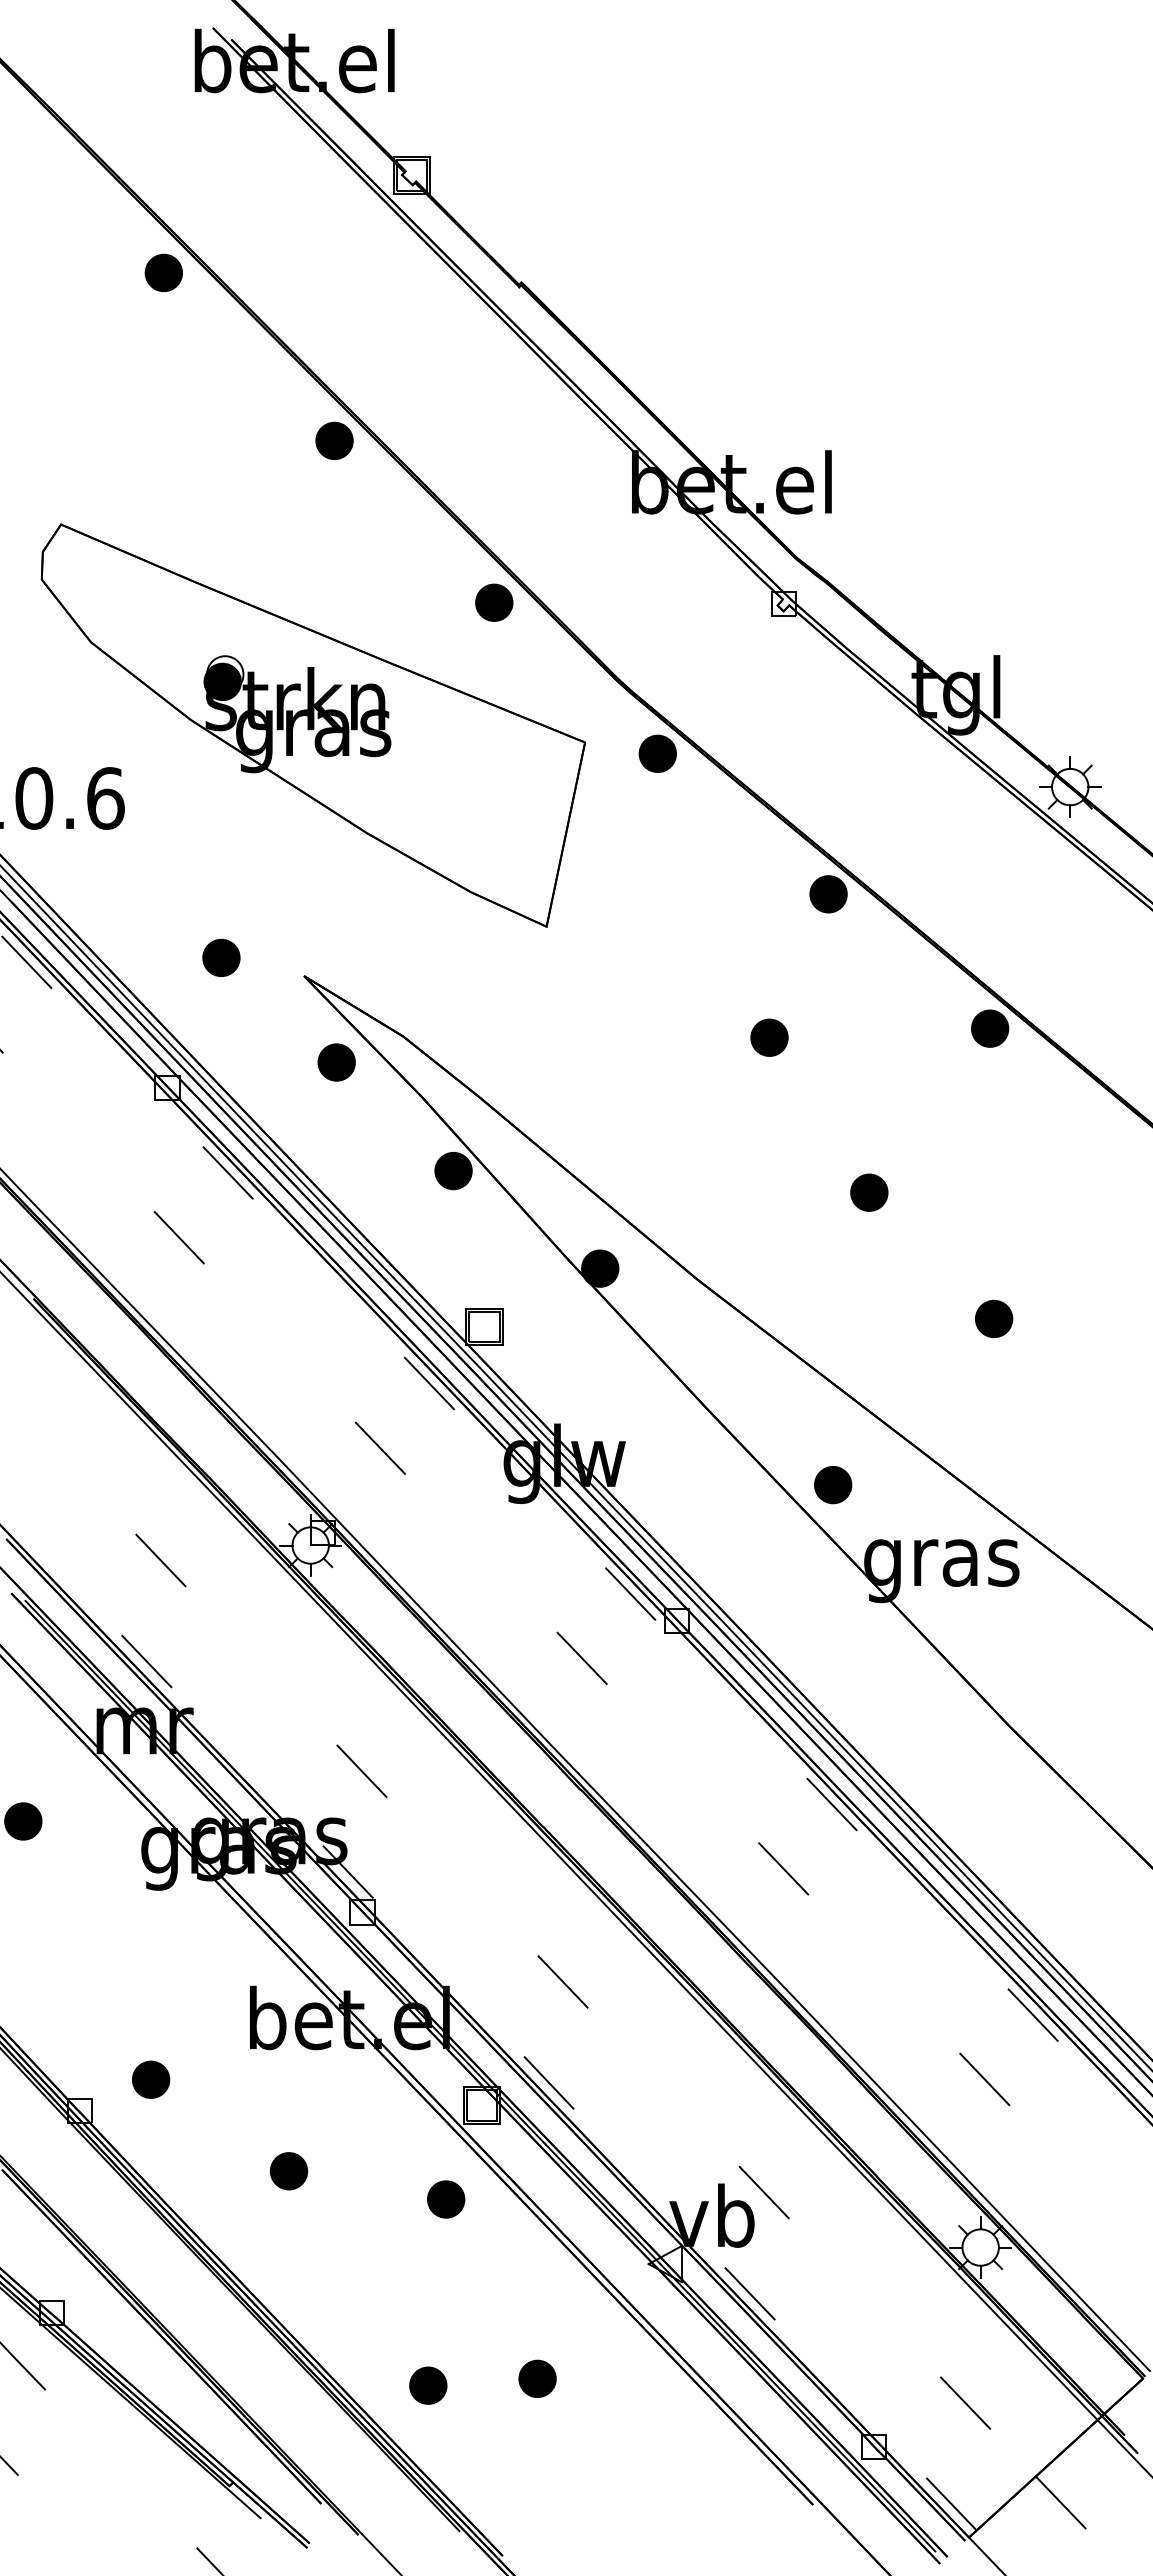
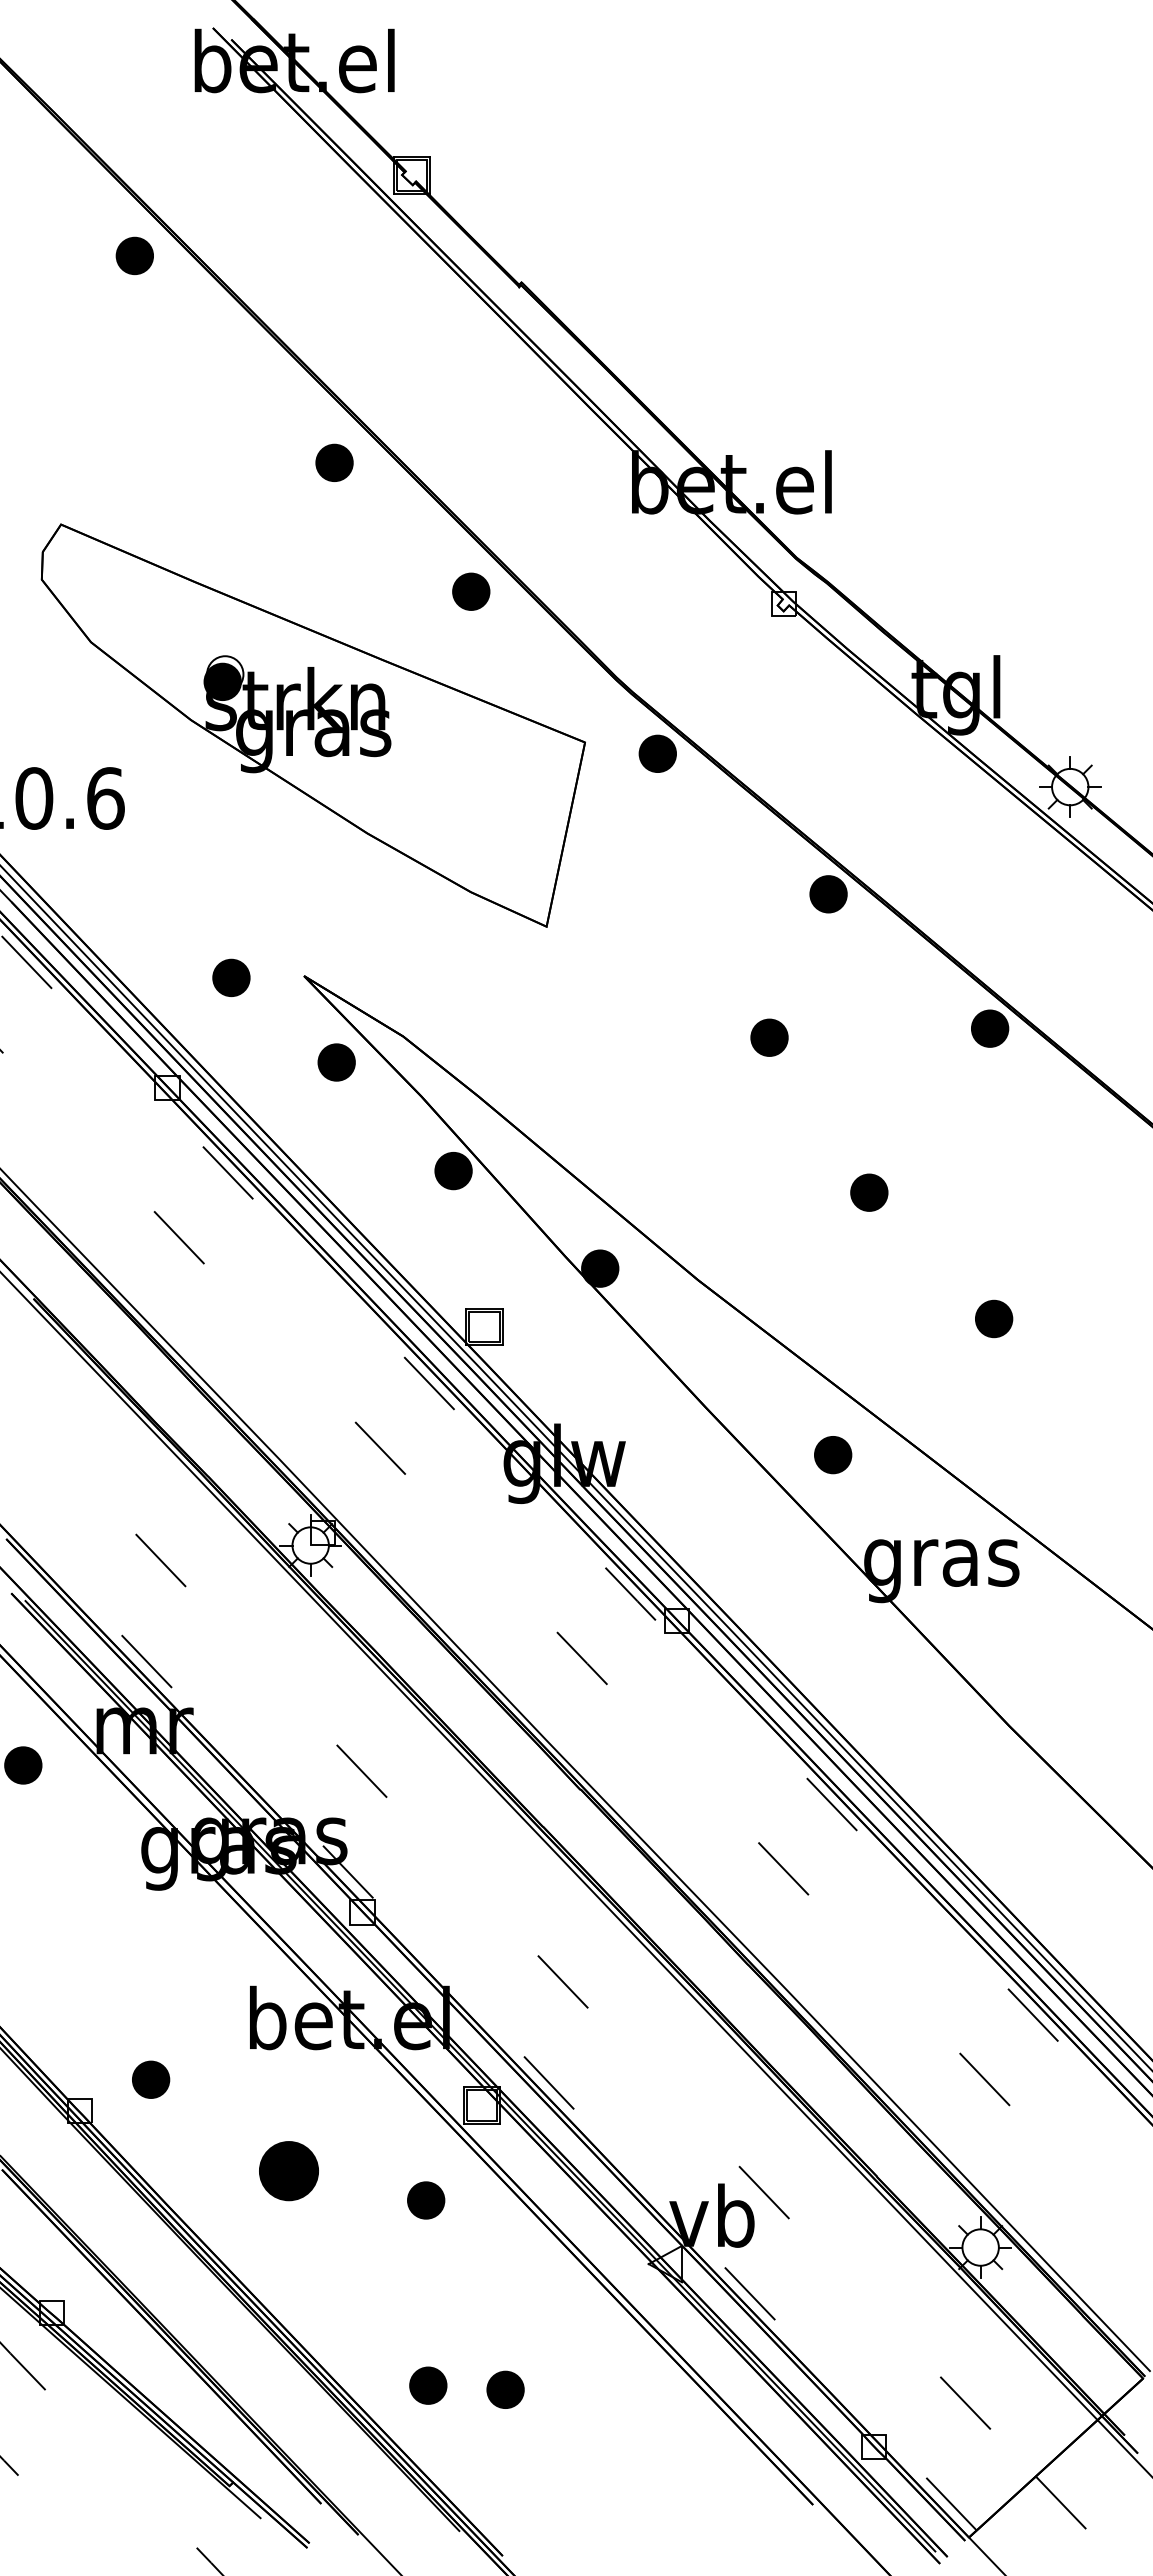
part position: (163, 272) -> (134, 255) (134, 255)
part position: (334, 440) -> (334, 462) (334, 462)
part position: (494, 602) -> (471, 591) (471, 591)
part position: (221, 957) -> (231, 977) (231, 977)
part position: (833, 1485) -> (833, 1455) (833, 1455)
part position: (23, 1821) -> (23, 1765) (23, 1765)
part size: 40x39 px -> 60x61 px (288, 2171)
part position: (446, 2199) -> (426, 2200) (426, 2200)
part position: (537, 2378) -> (505, 2389) (505, 2389)
